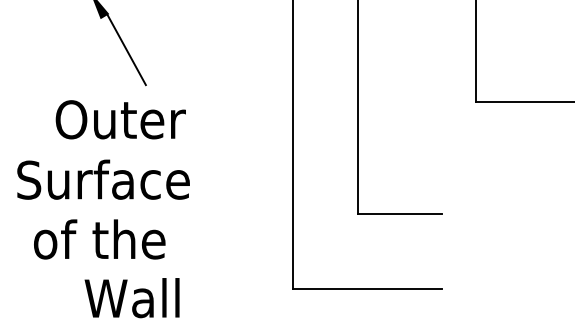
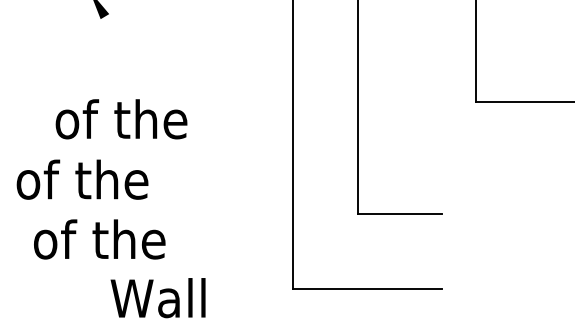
line: present -> none (126, 49)
text: Outer -> of the (121, 119)
text: Surface -> of the (102, 179)
text position: (131, 298) -> (157, 298) (157, 298)
